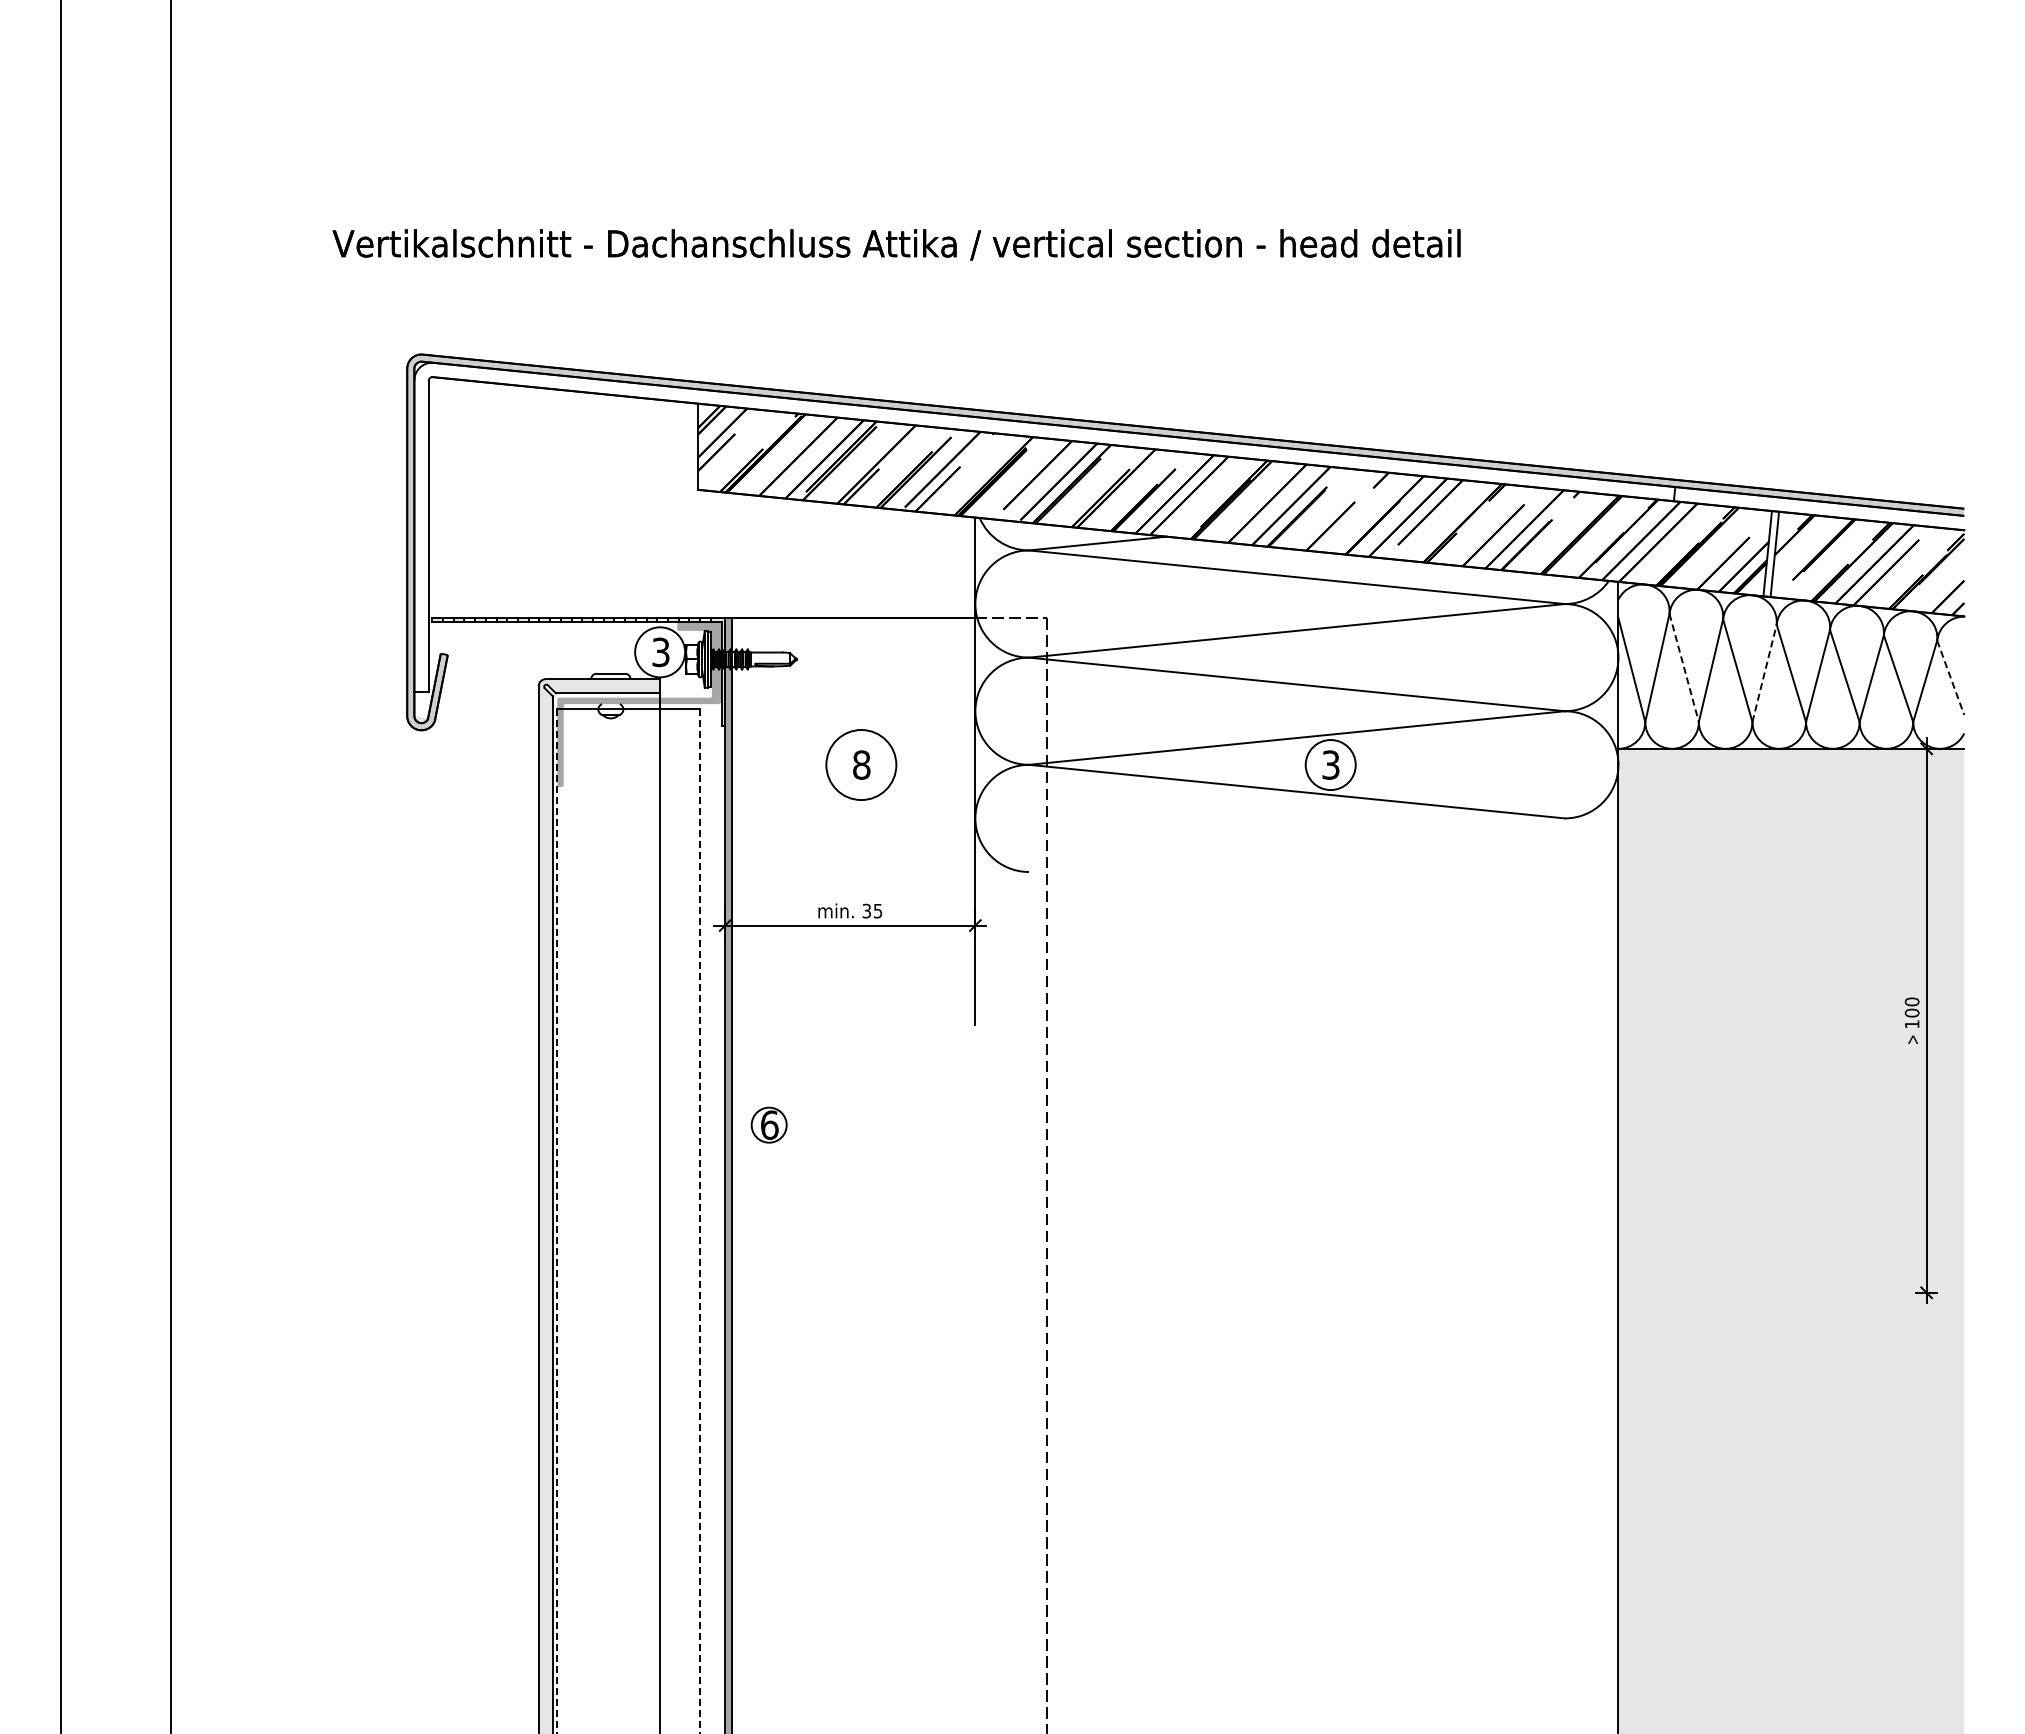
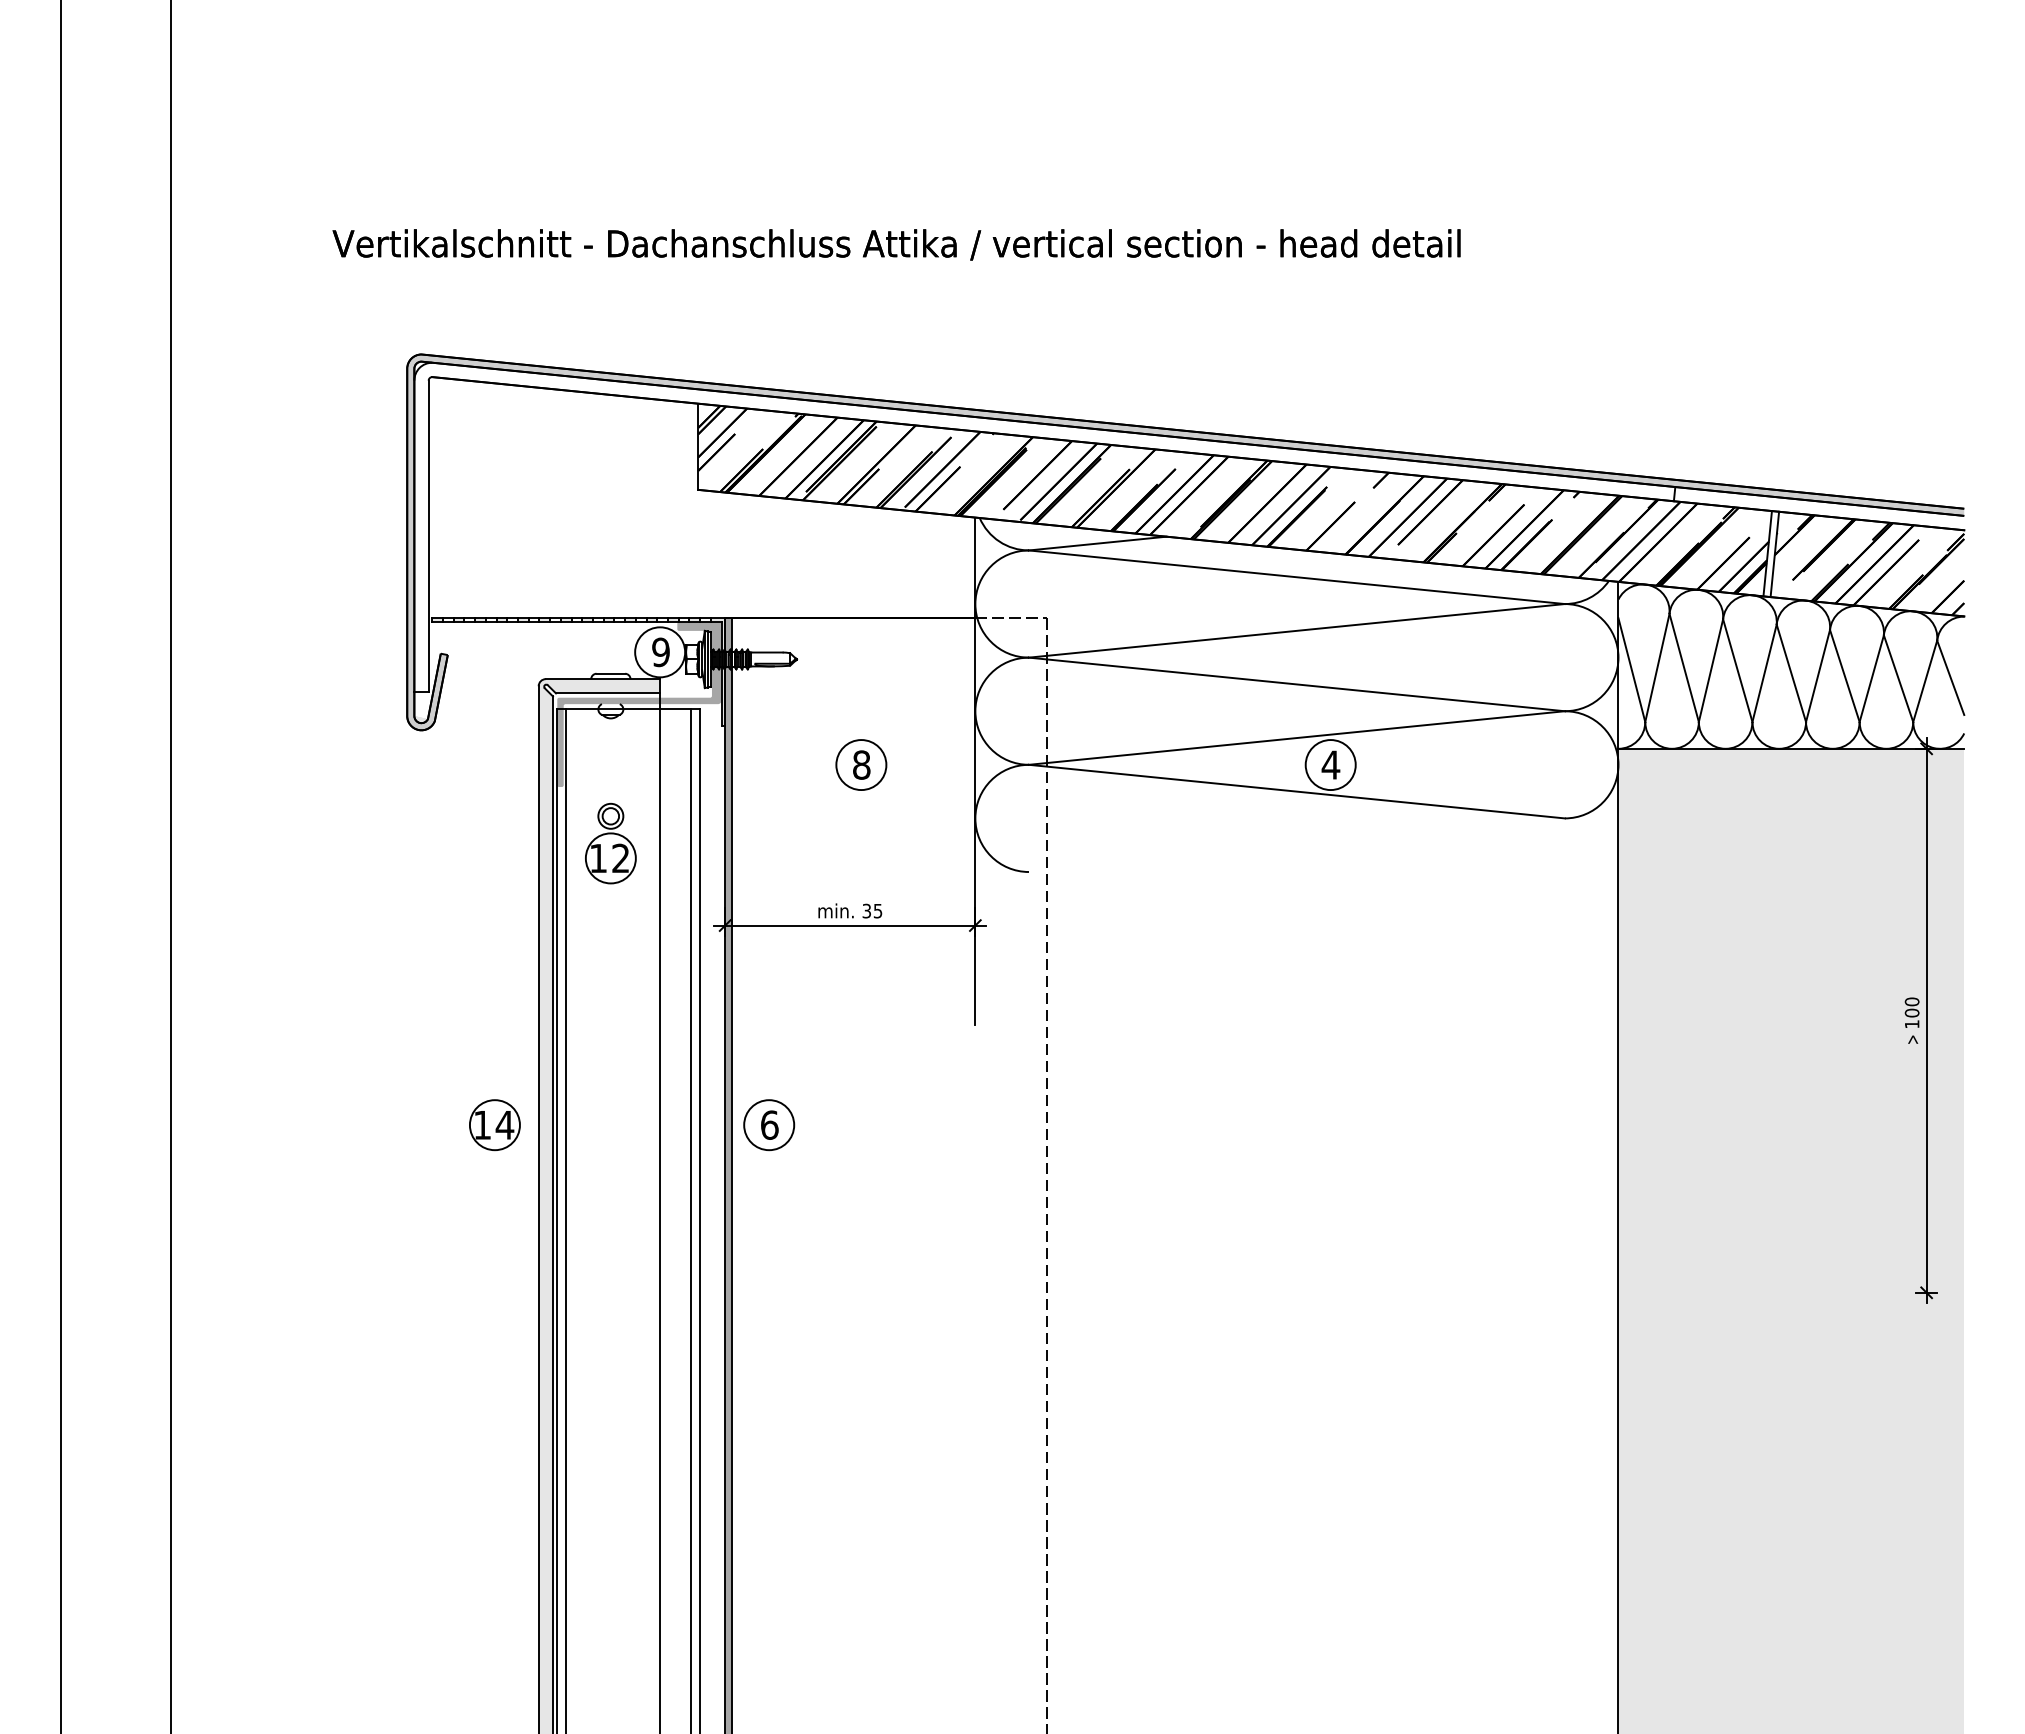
text: 3 -> 9 (660, 652)
line: dashed -> solid (1684, 668)
line: dashed -> solid (1764, 672)
line: dashed -> solid (1950, 677)
text: 3 -> 4 (1330, 764)
circle diameter: 70 px -> 50 px (861, 765)
part: none -> present (610, 843)
circle diameter: 35 px -> 50 px (769, 1125)
part: none -> present (494, 1125)
line: none -> present (566, 1219)
line: none -> present (691, 1219)
line: dashed -> solid (557, 1221)
line: dashed -> solid (700, 1221)
